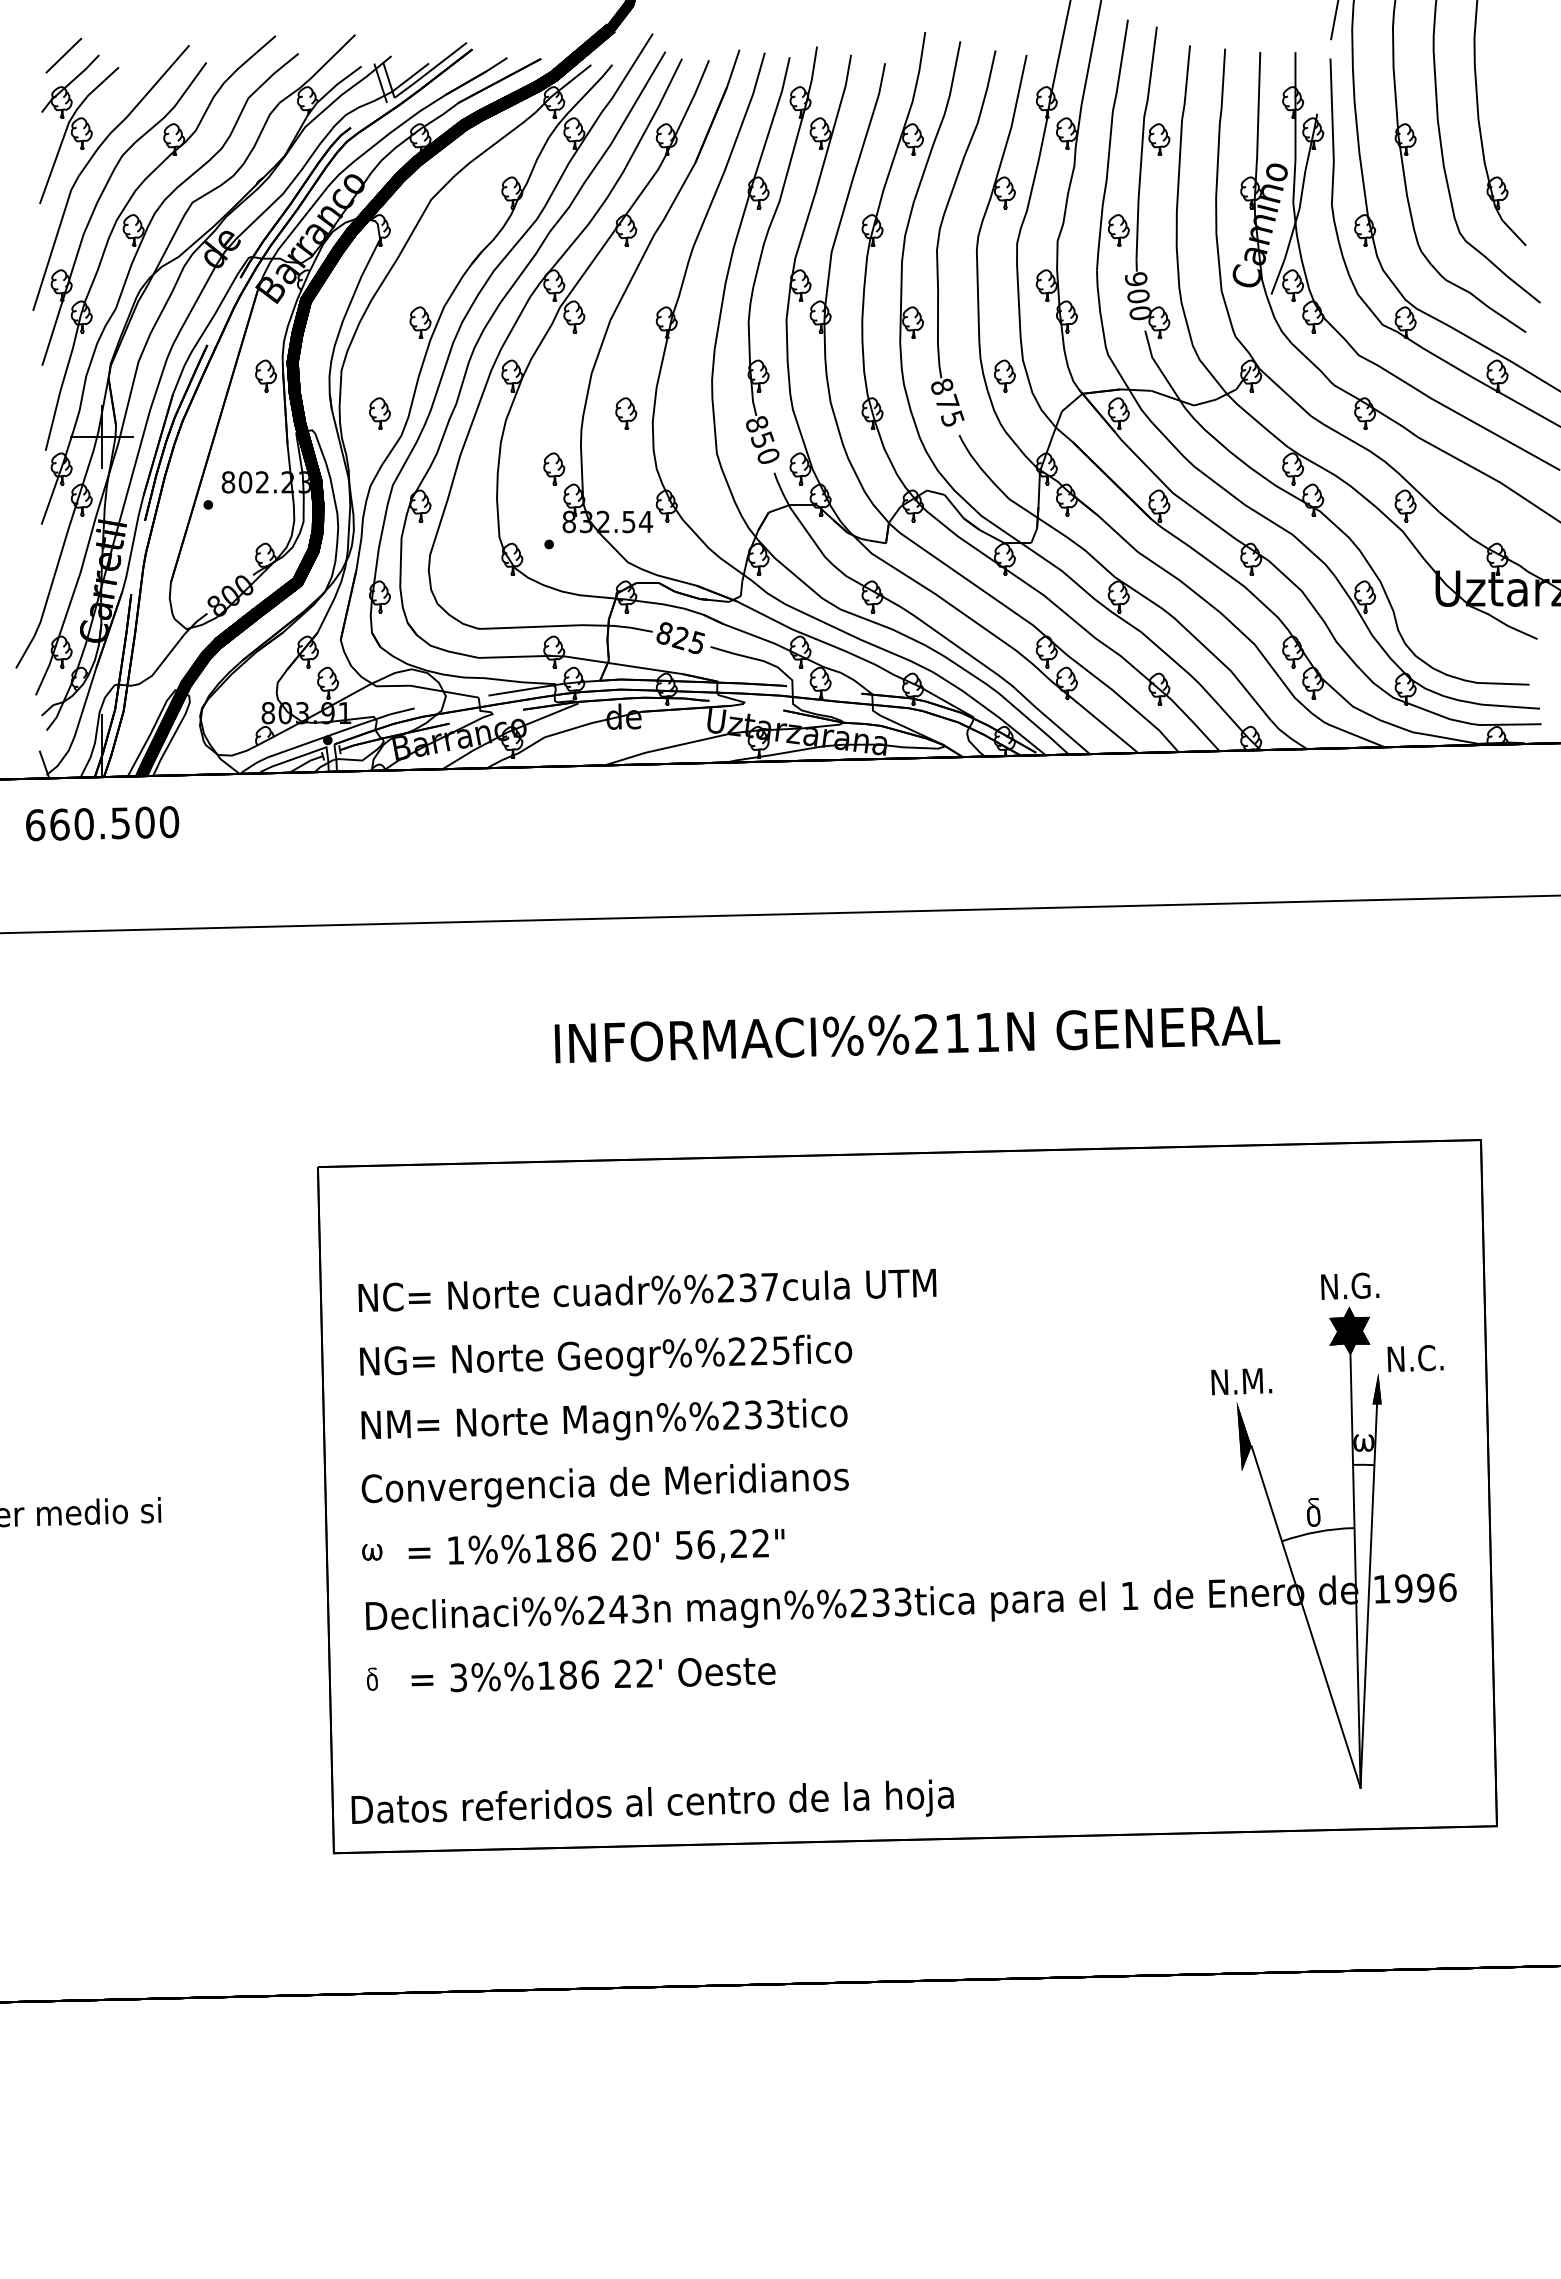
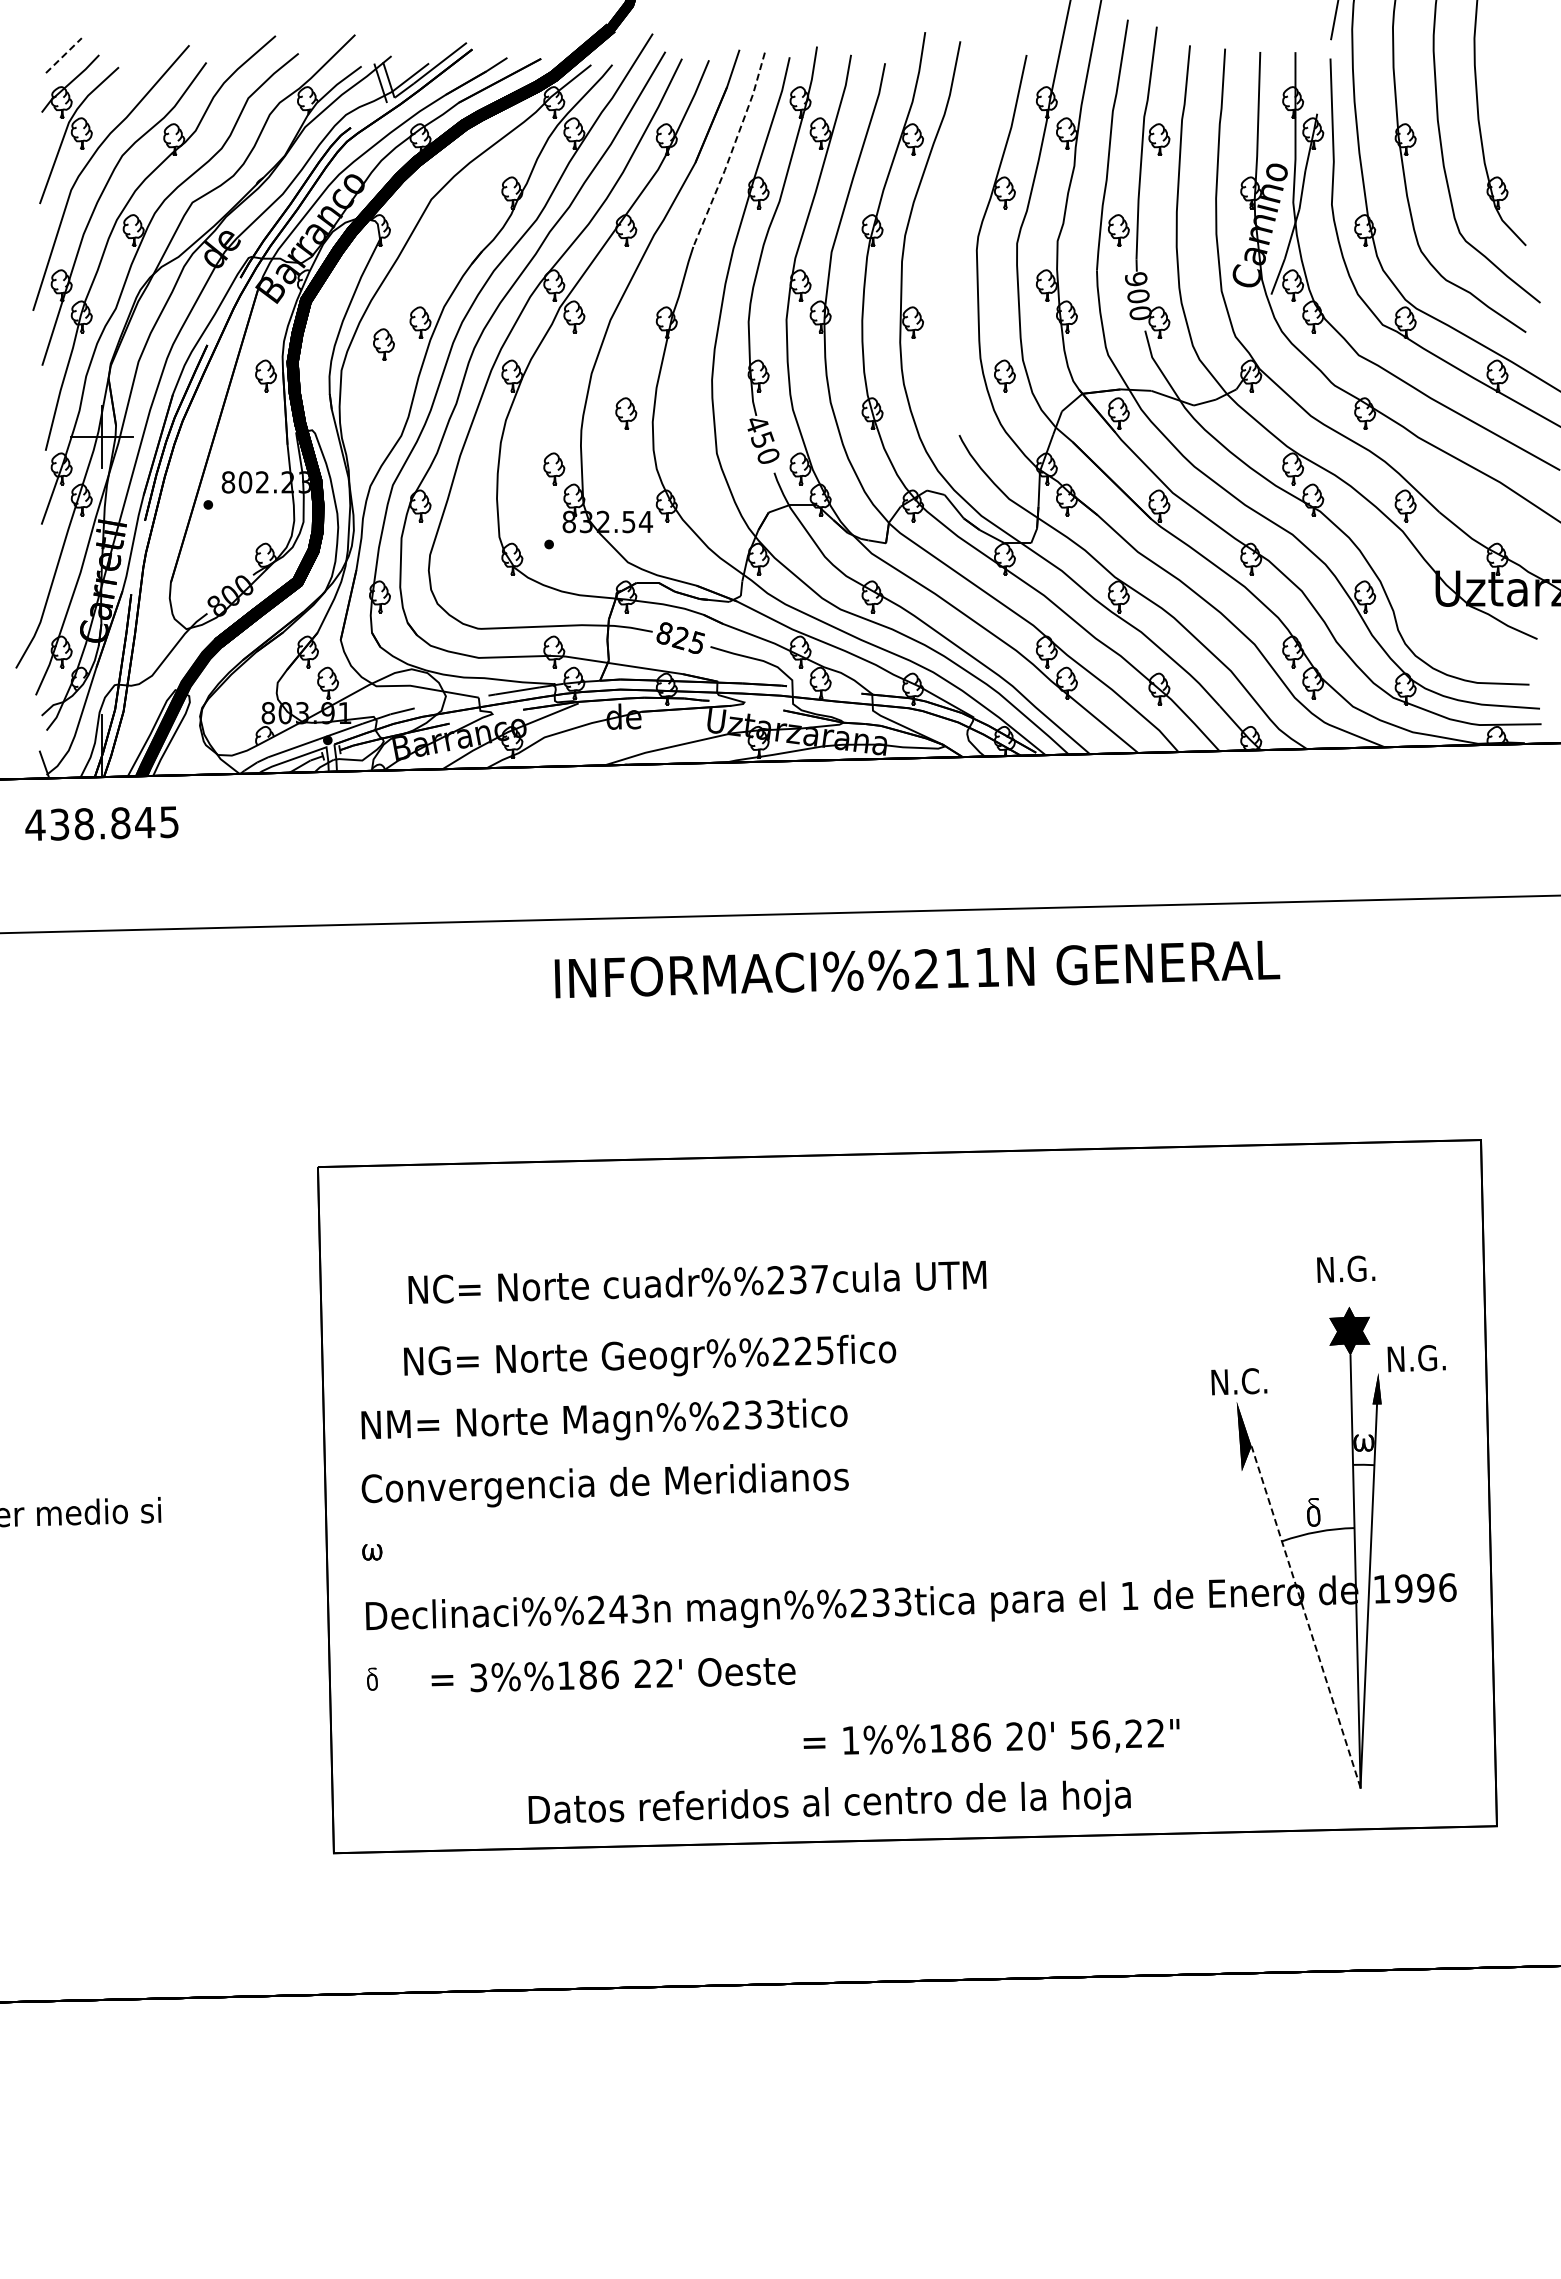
line: solid -> dashed (63, 55)
line: solid -> dashed (732, 150)
part: present -> none (940, 233)
part position: (379, 413) -> (383, 344) (383, 344)
text: 850 -> 450 (757, 424)
text: 660.500 -> 438.845 (102, 823)
text position: (917, 1034) -> (917, 969) (917, 969)
text position: (1350, 1285) -> (1346, 1268) (1346, 1268)
text position: (647, 1289) -> (697, 1281) (697, 1281)
text position: (606, 1355) -> (650, 1355) (650, 1355)
text: N.C. -> N.G. (1437, 1357)
text: N.M. -> N.C. (1256, 1381)
text position: (596, 1546) -> (991, 1736) (991, 1736)
line: solid -> dashed (1305, 1616)
text position: (593, 1675) -> (613, 1675) (613, 1675)
text position: (652, 1801) -> (829, 1801) (829, 1801)
